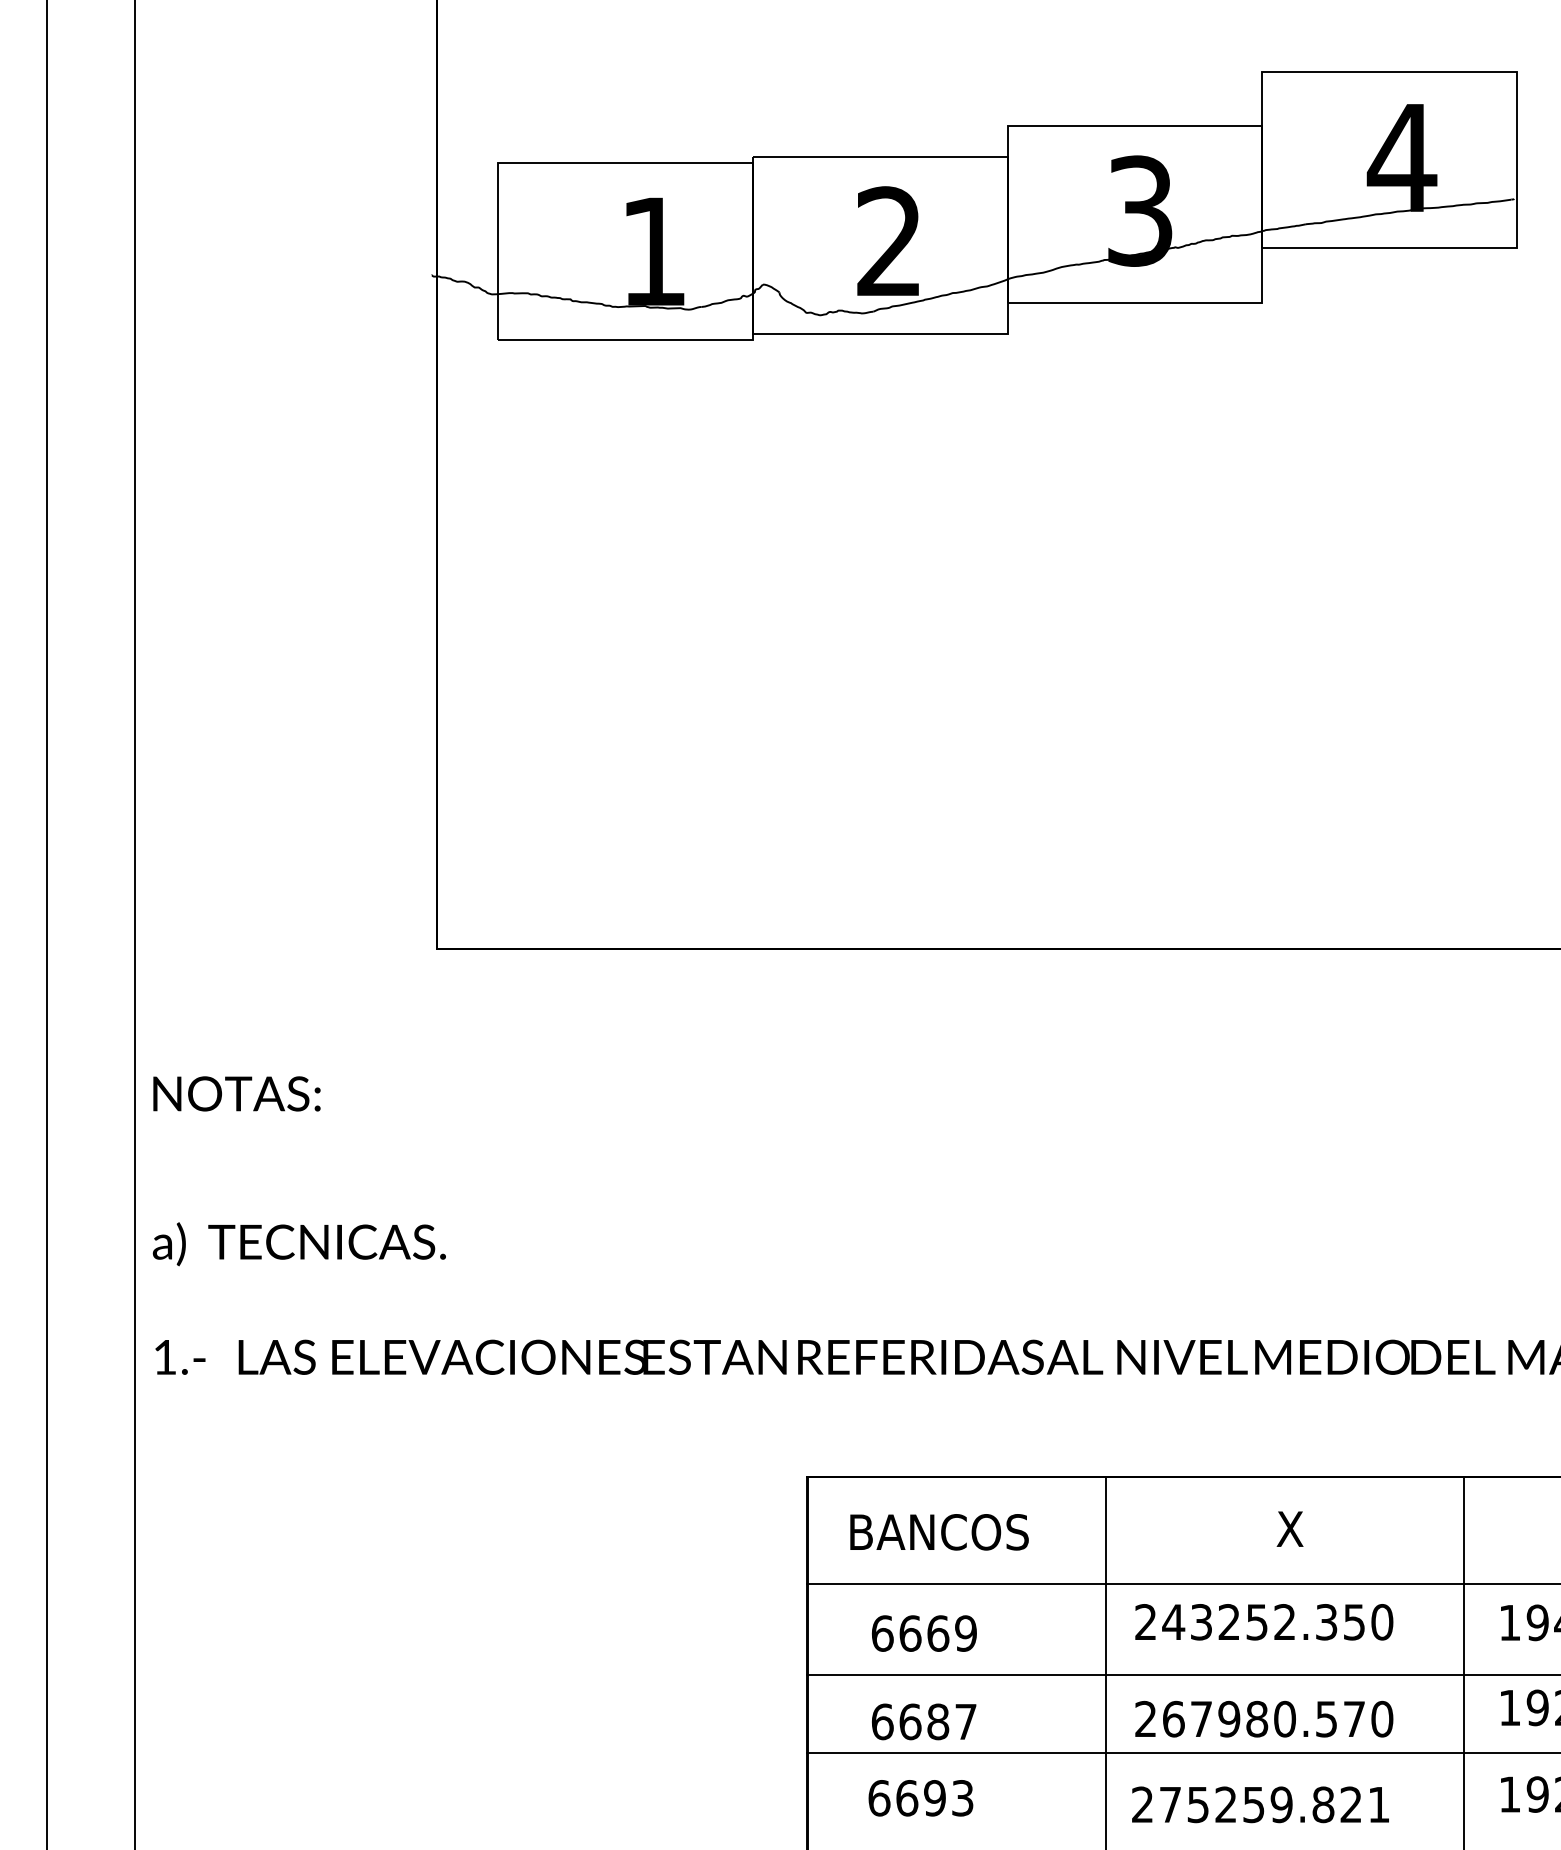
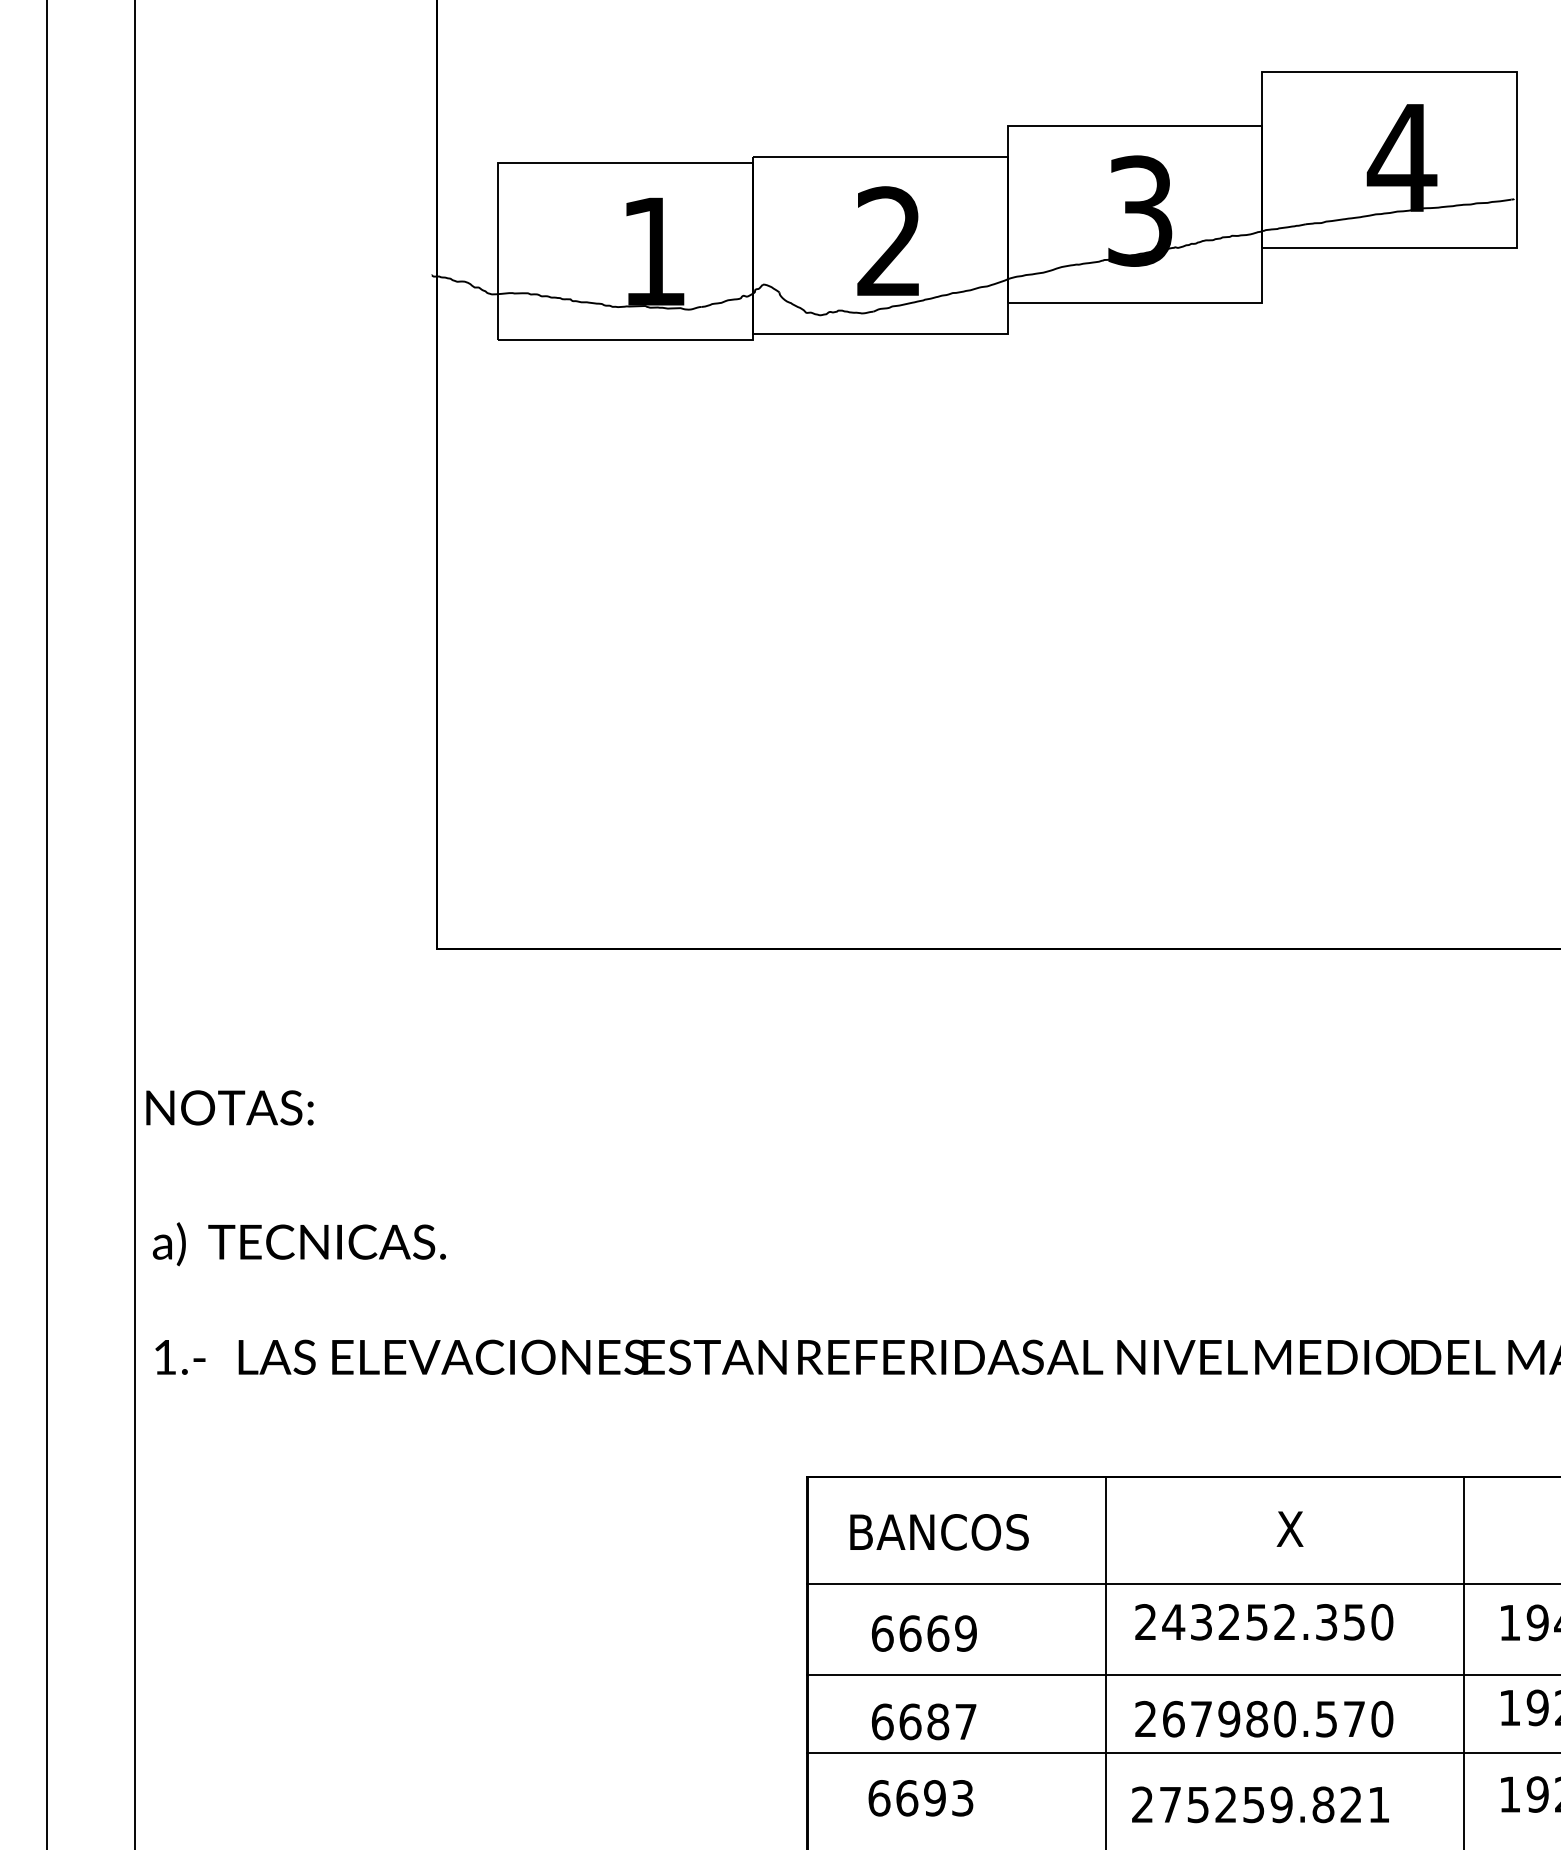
text position: (236, 1093) -> (229, 1107) (229, 1107)
